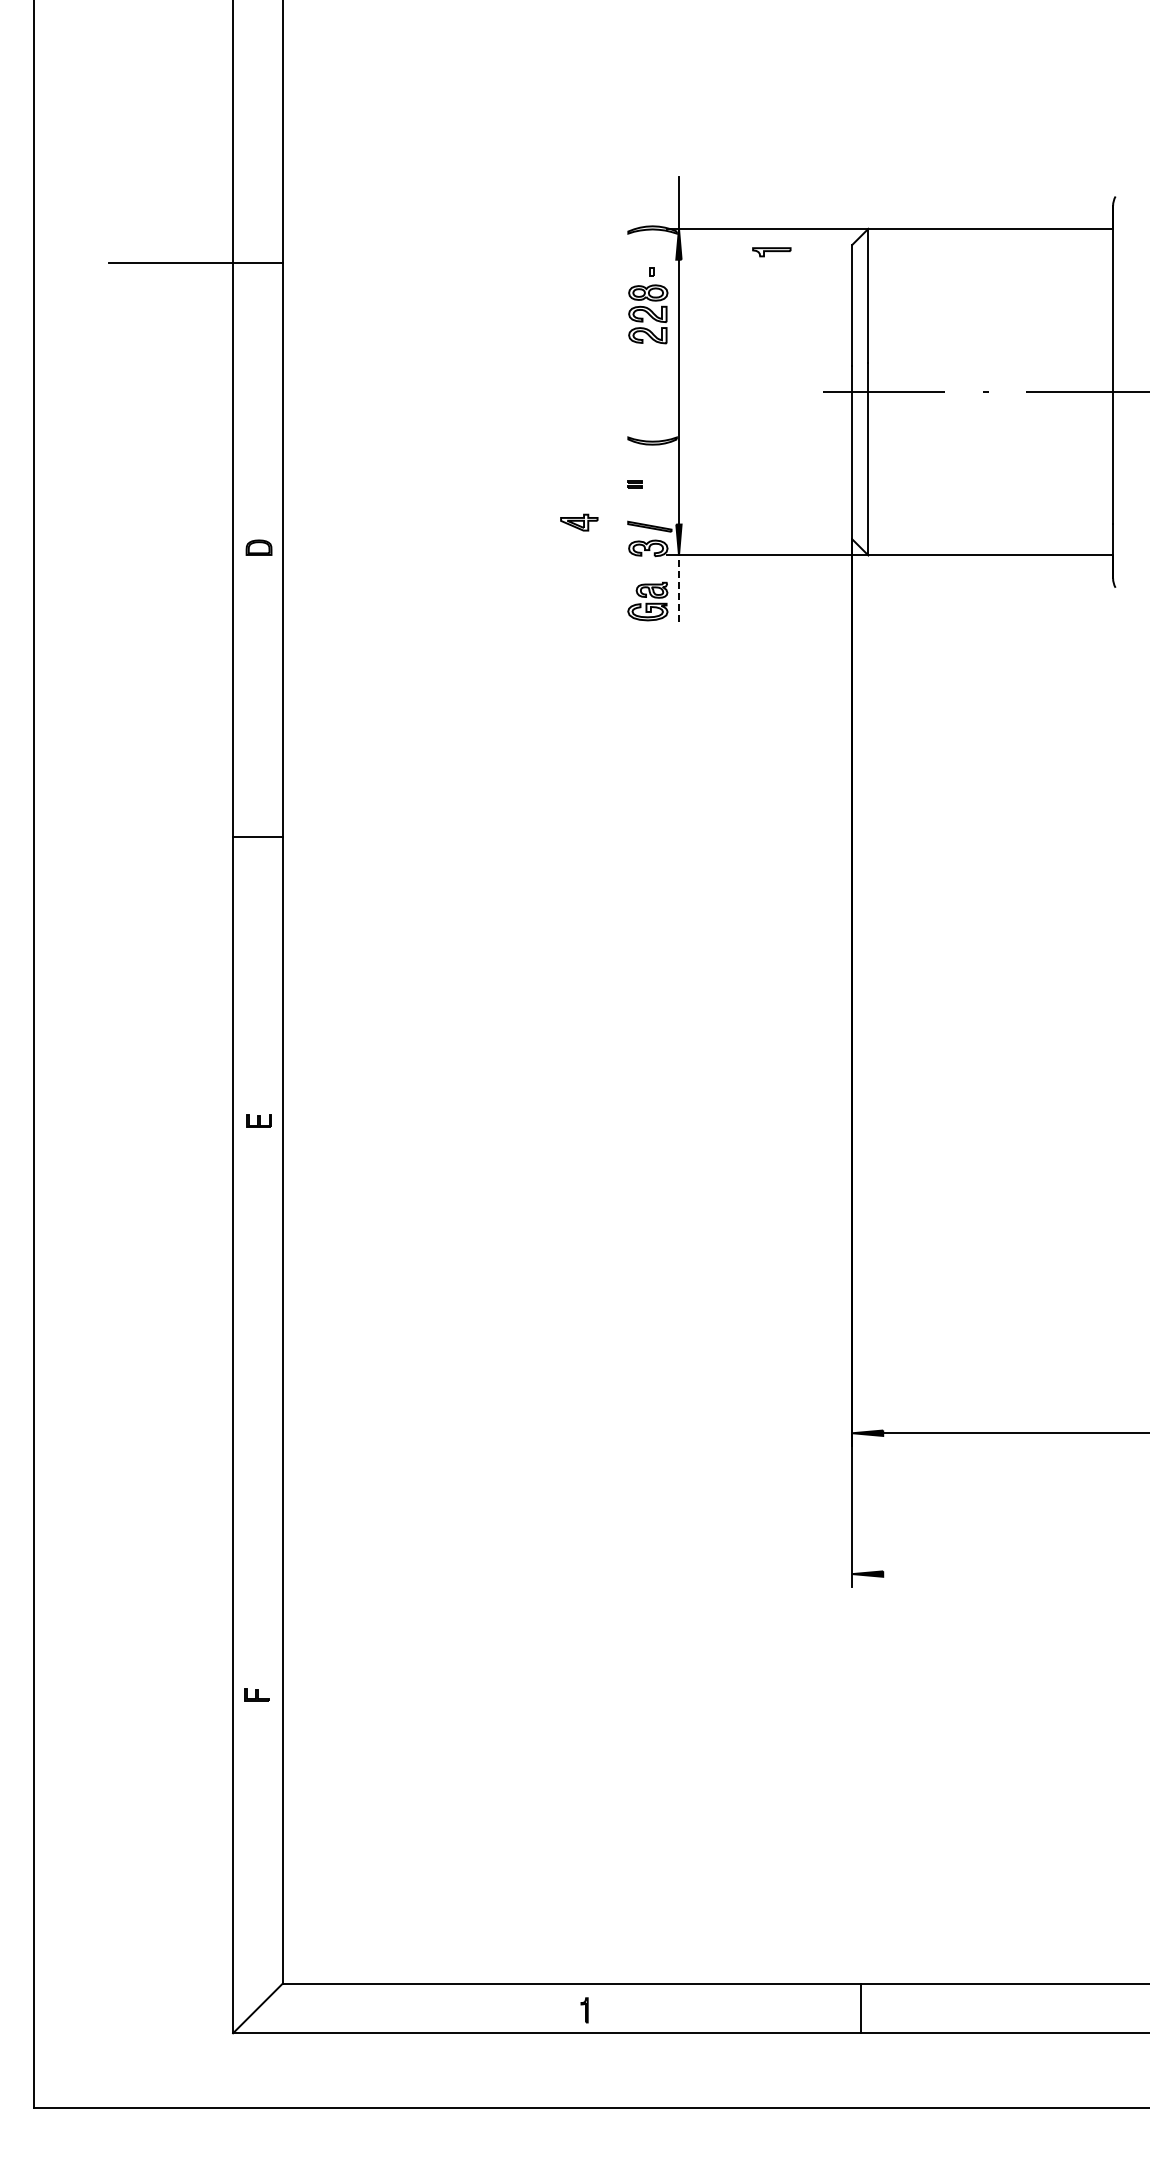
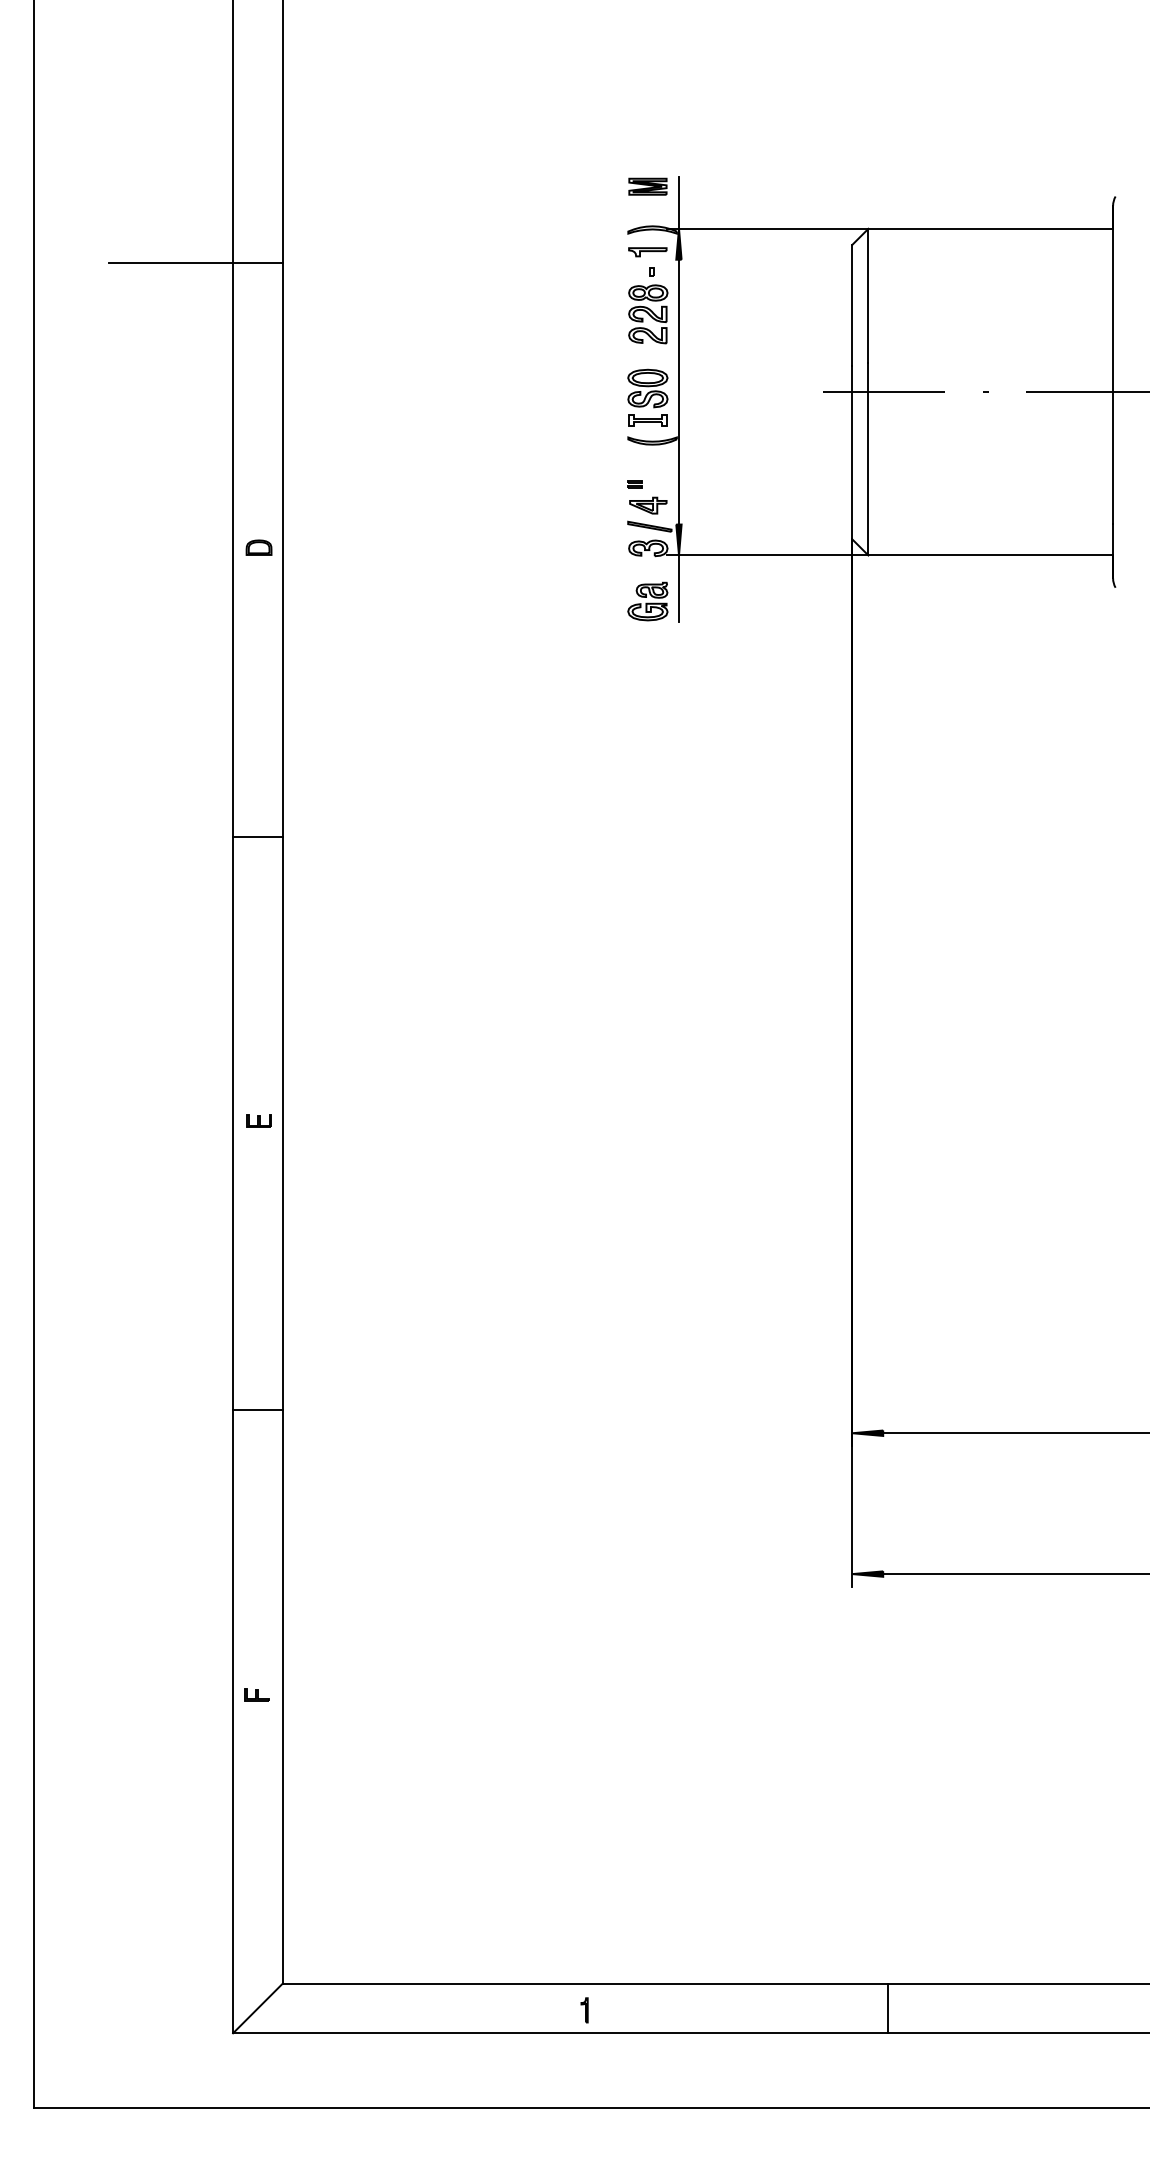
part: none -> present (647, 186)
part position: (771, 252) -> (647, 252) (647, 252)
part: none -> present (647, 397)
part position: (579, 522) -> (648, 505) (648, 505)
line: dashed -> solid (679, 588)
line: none -> present (257, 1410)
line: none -> present (1014, 1574)
line position: (861, 2008) -> (888, 2008) (888, 2008)
